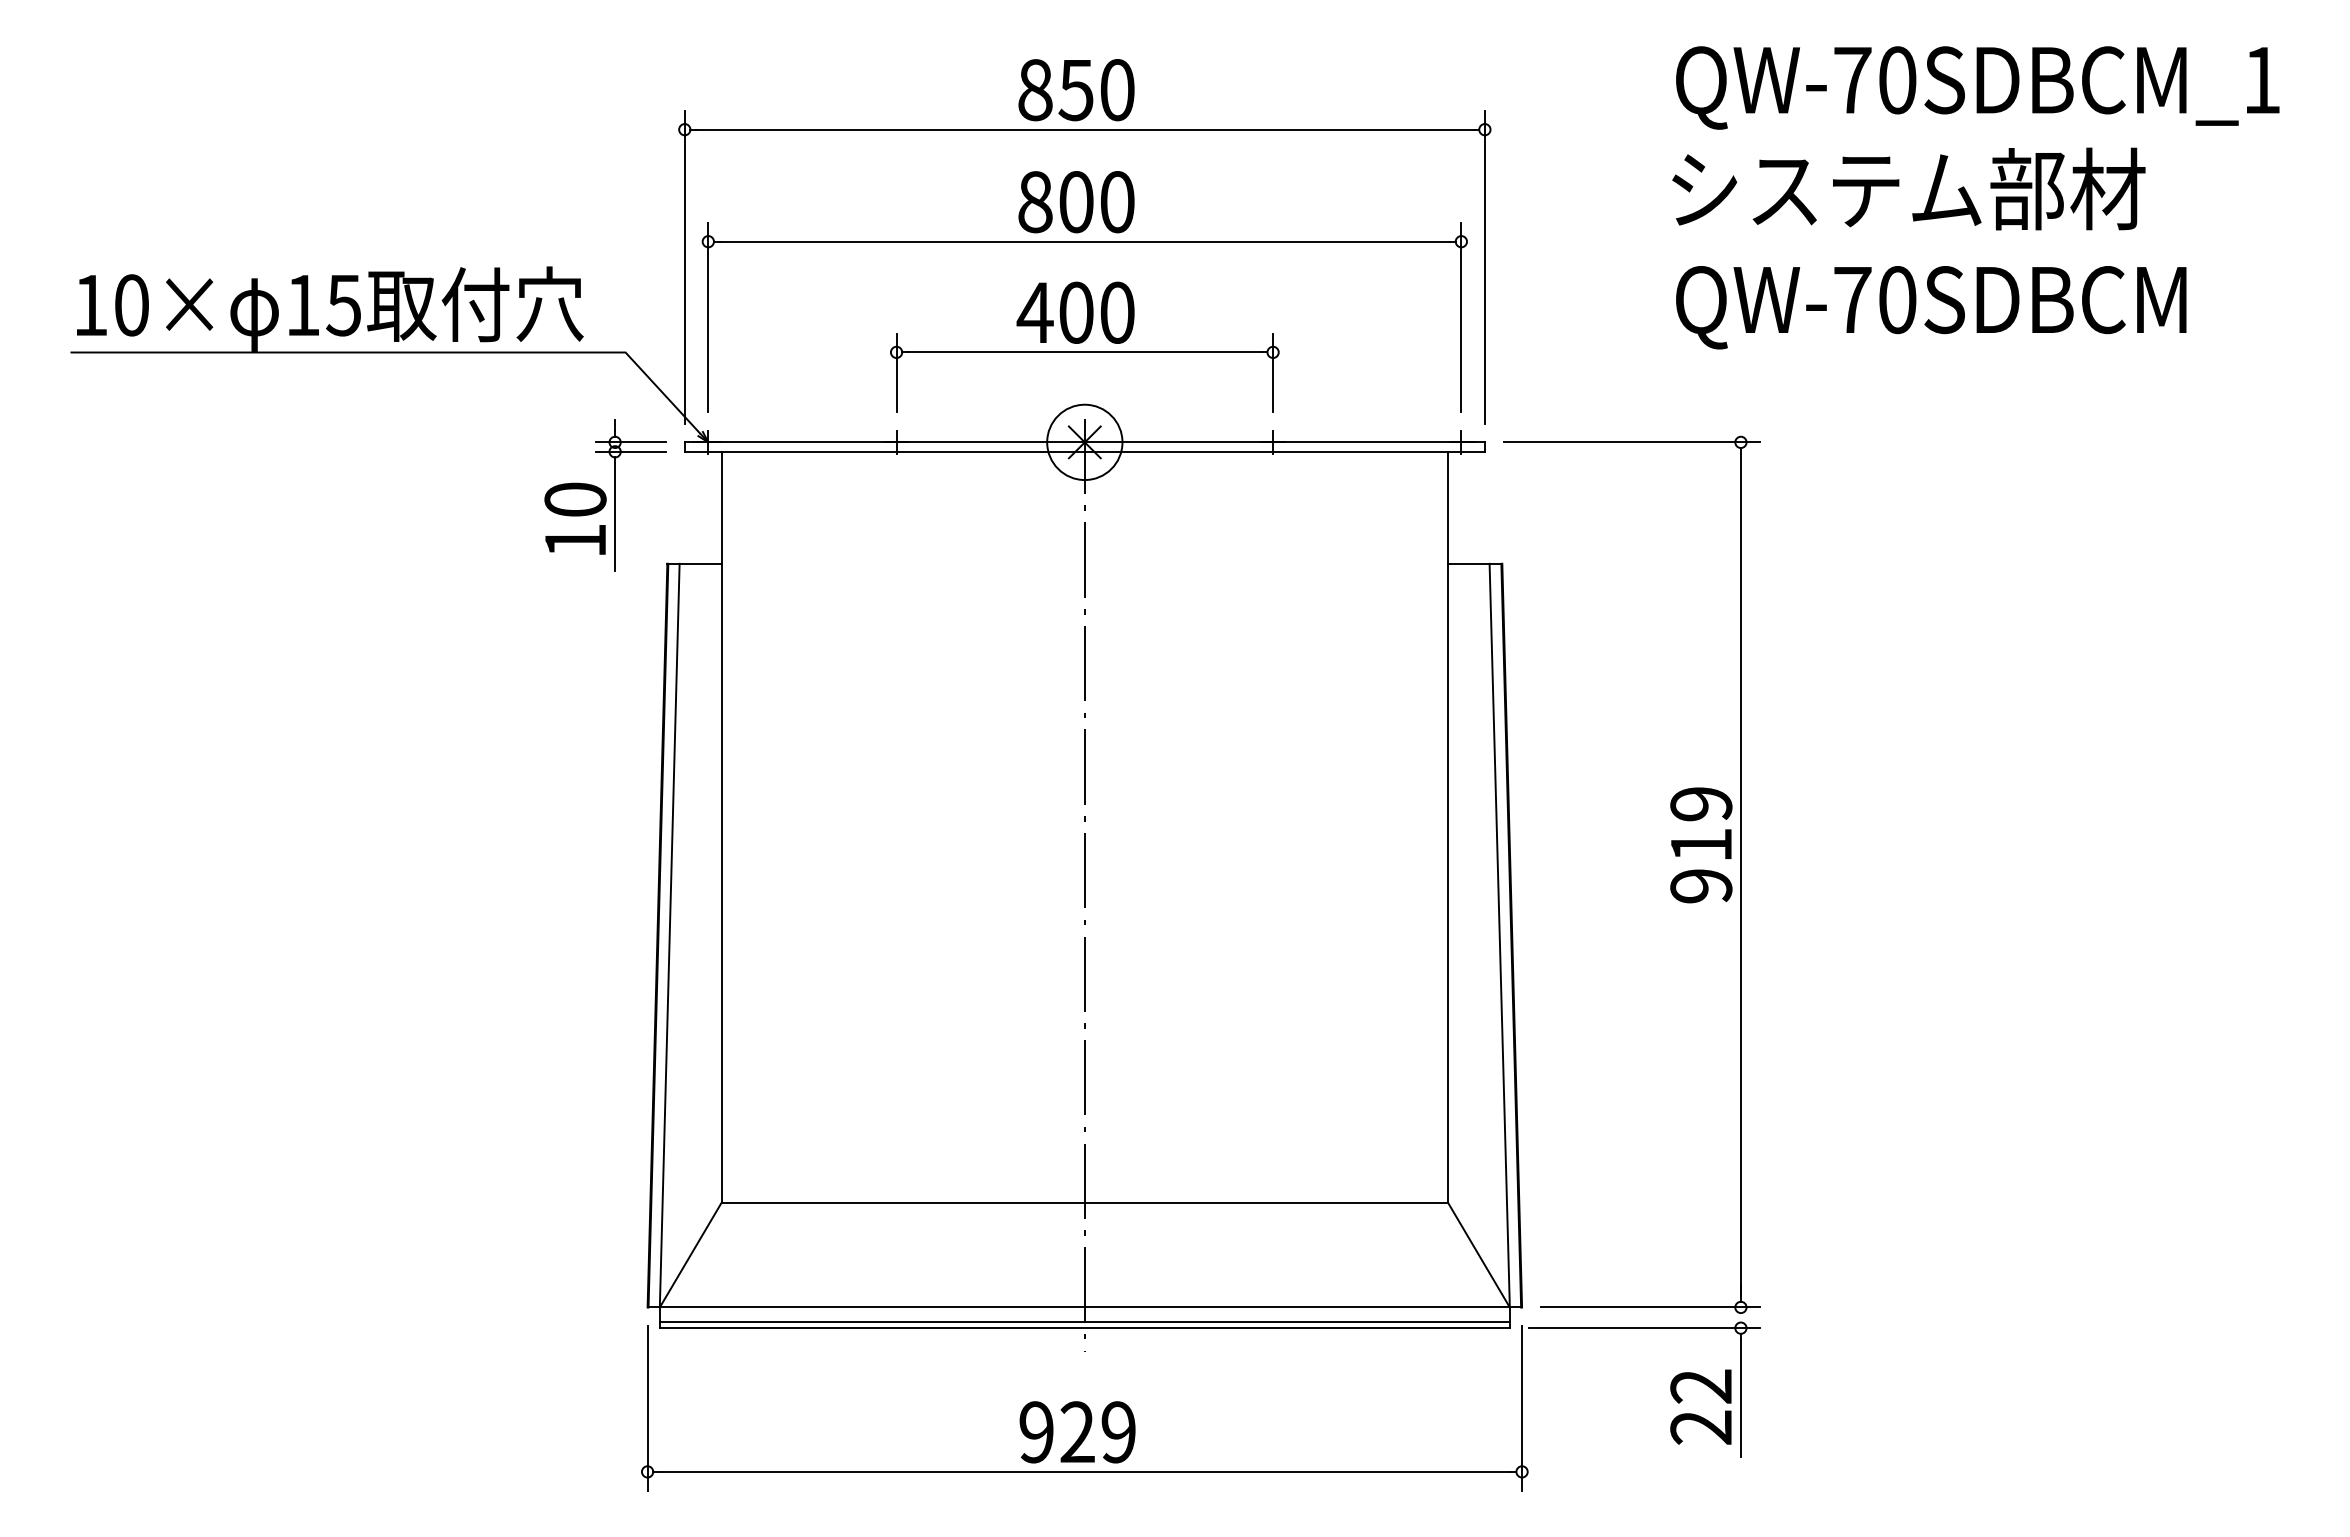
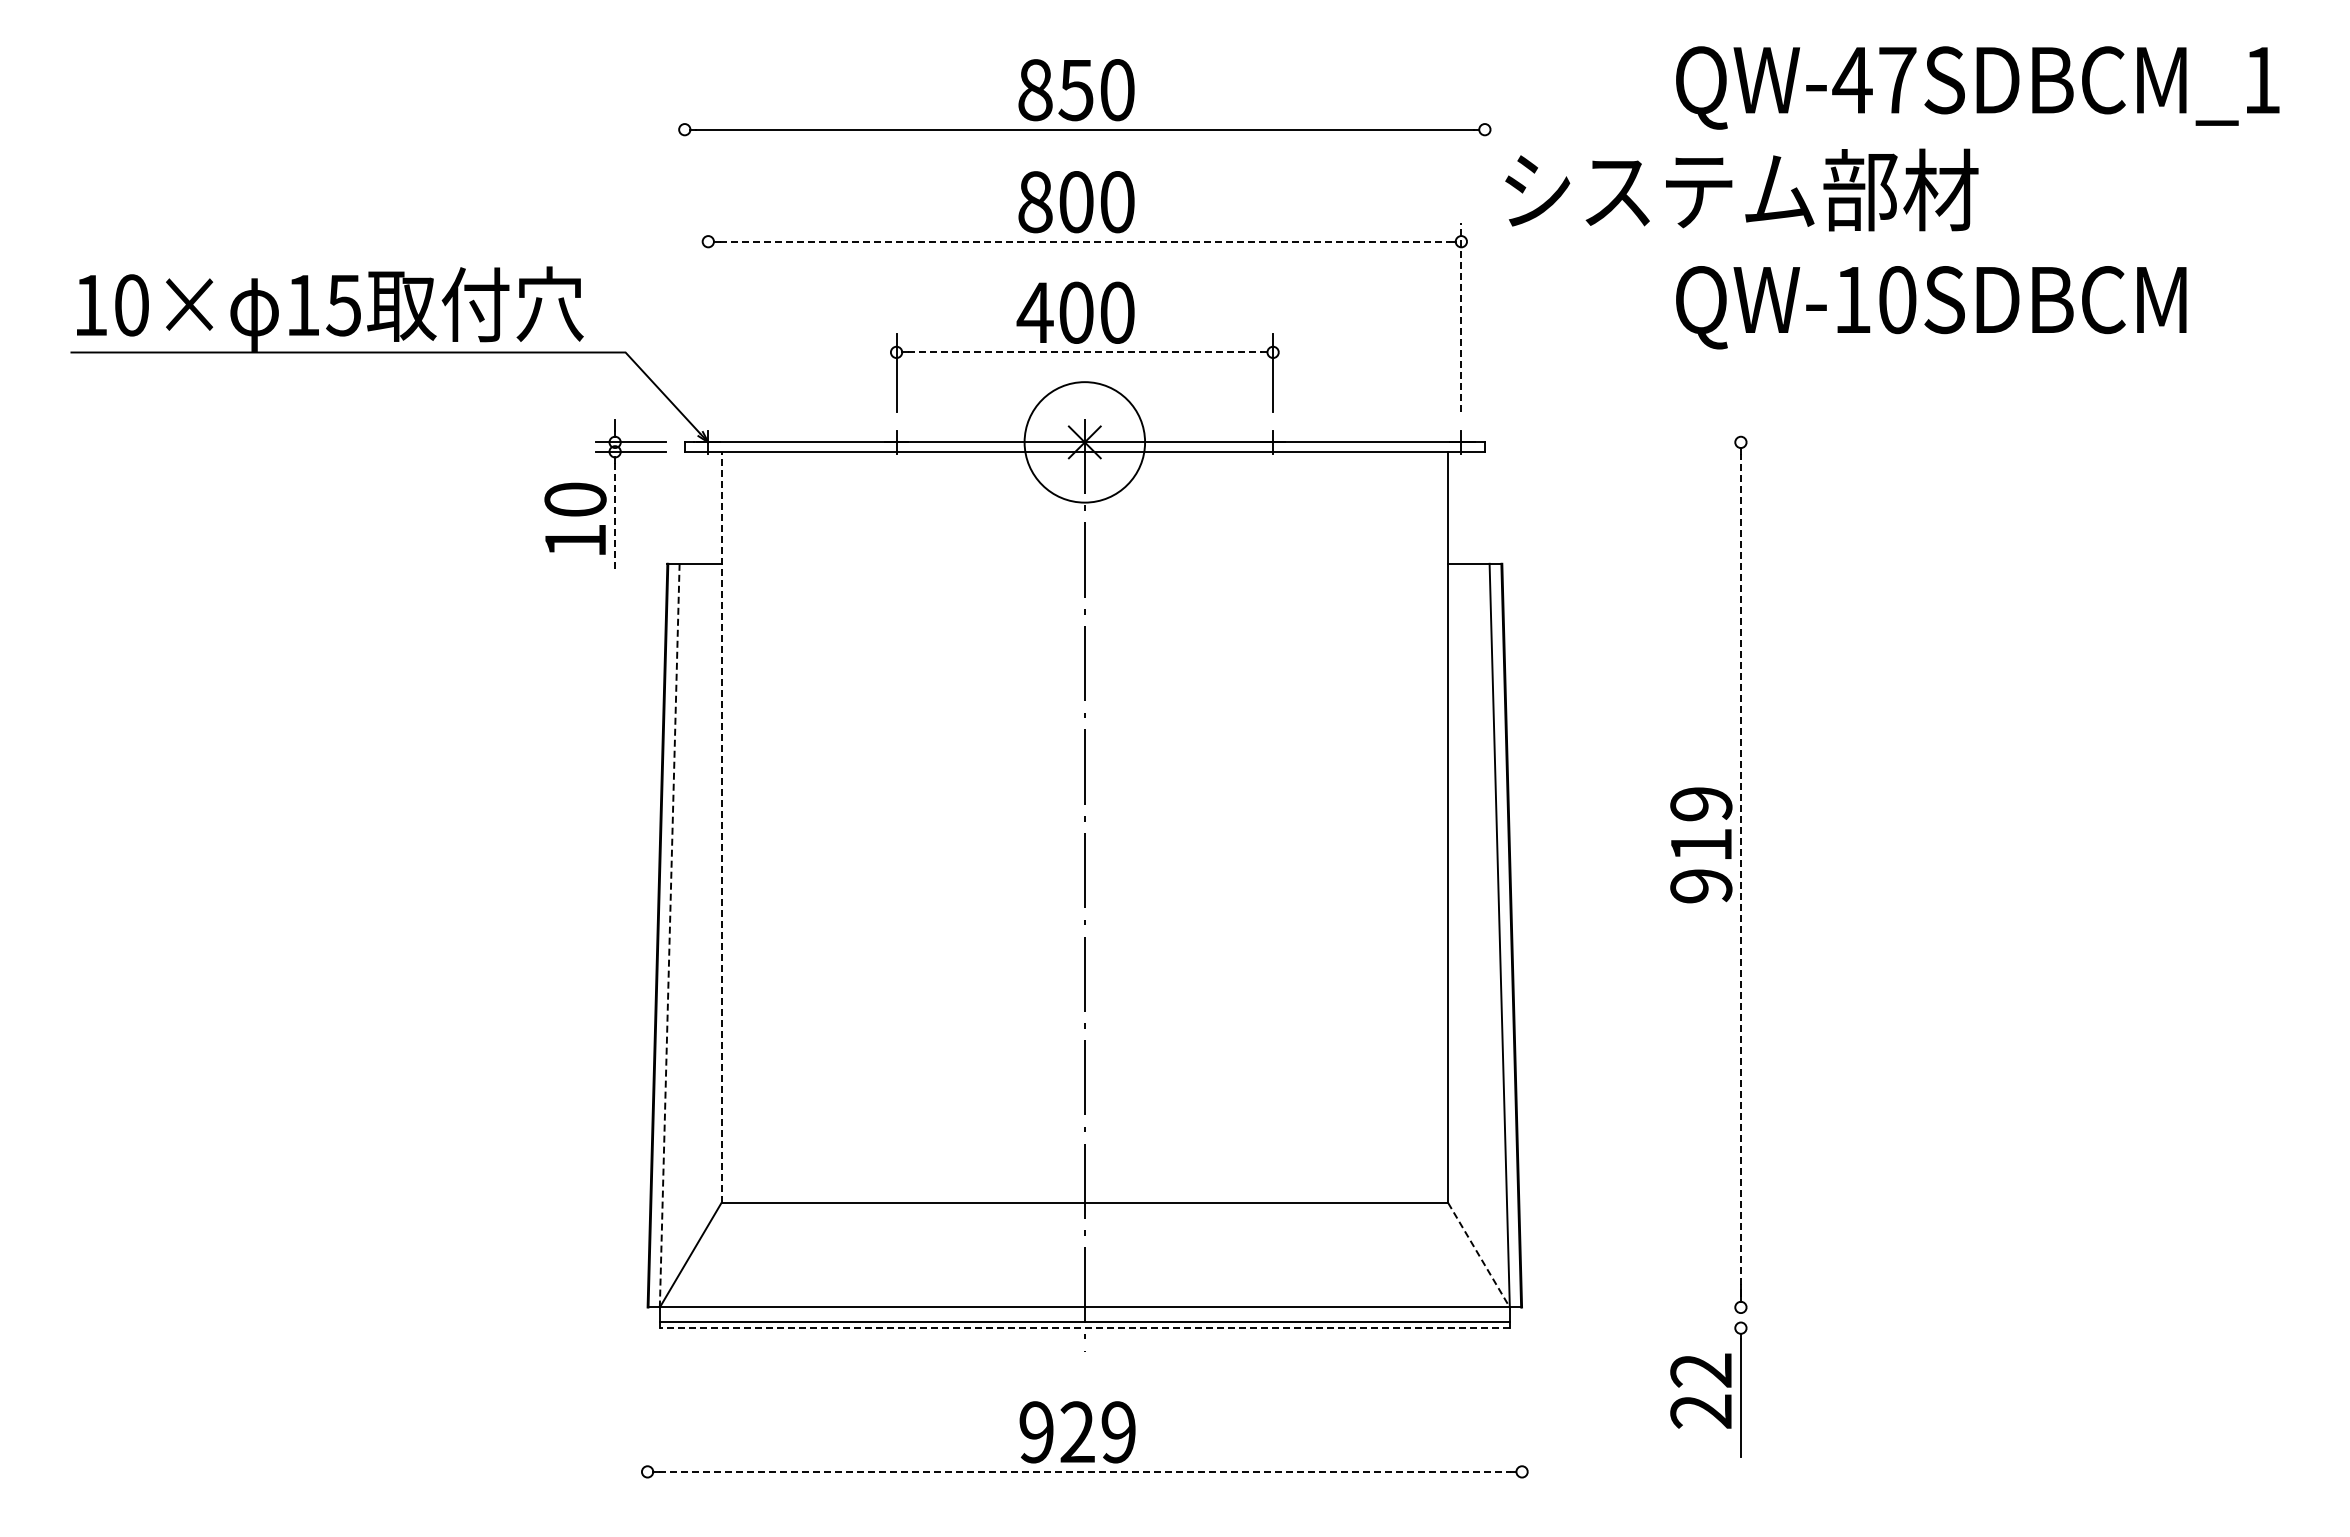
text: QW-70SDBCM_1 -> QW-47SDBCM_1 (1874, 80)
text position: (1908, 188) -> (1741, 189) (1741, 189)
line: solid -> dashed (1085, 241)
line: present -> none (684, 266)
line: present -> none (1484, 266)
text: QW-70SDBCM -> QW-10SDBCM (1852, 299)
line: present -> none (708, 316)
line: solid -> dashed (1461, 316)
line: solid -> dashed (1084, 352)
circle diameter: 75 px -> 120 px (1084, 442)
line: present -> none (1631, 442)
line: solid -> dashed (615, 516)
line: solid -> dashed (721, 827)
line: solid -> dashed (1740, 874)
line: solid -> dashed (669, 935)
line: solid -> dashed (1479, 1255)
line: present -> none (1649, 1307)
line: solid -> dashed (1084, 1328)
line: present -> none (1643, 1328)
text position: (1700, 1406) -> (1700, 1390) (1700, 1390)
line: present -> none (647, 1408)
line: present -> none (1522, 1408)
line: solid -> dashed (1084, 1471)
